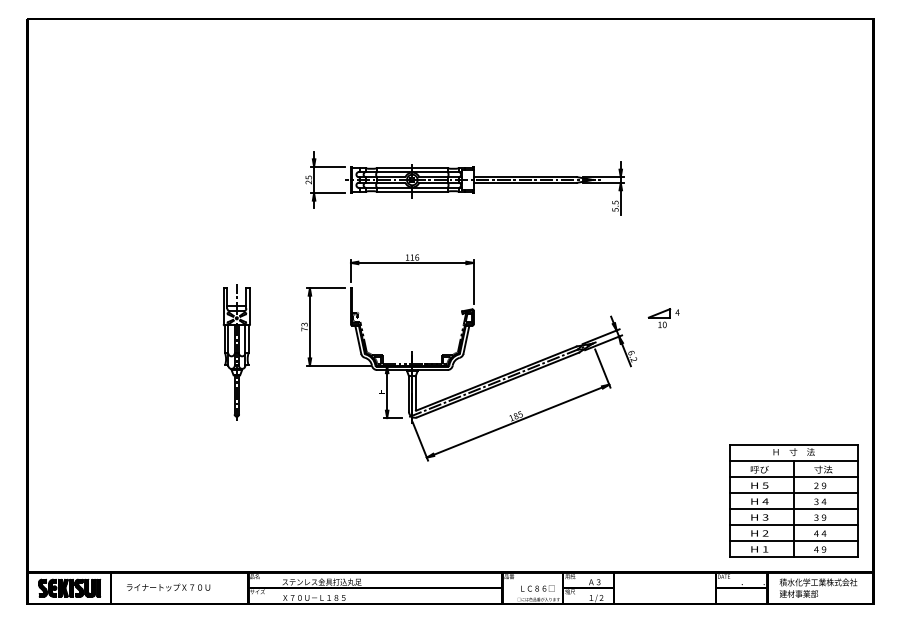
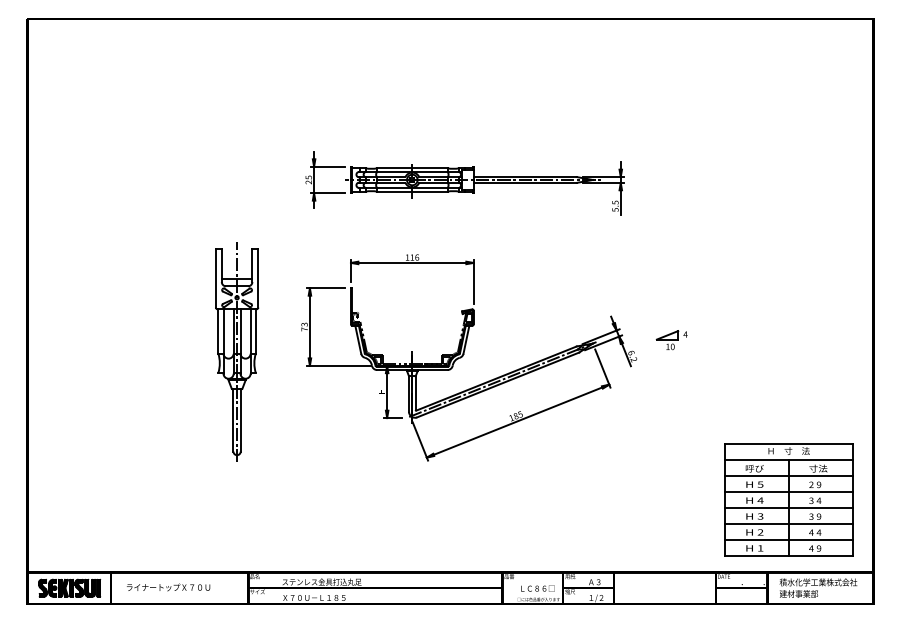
part position: (663, 318) -> (671, 340) (671, 340)
part size: 29x137 px -> 45x220 px (237, 351)
part position: (793, 500) -> (788, 499) (788, 499)
